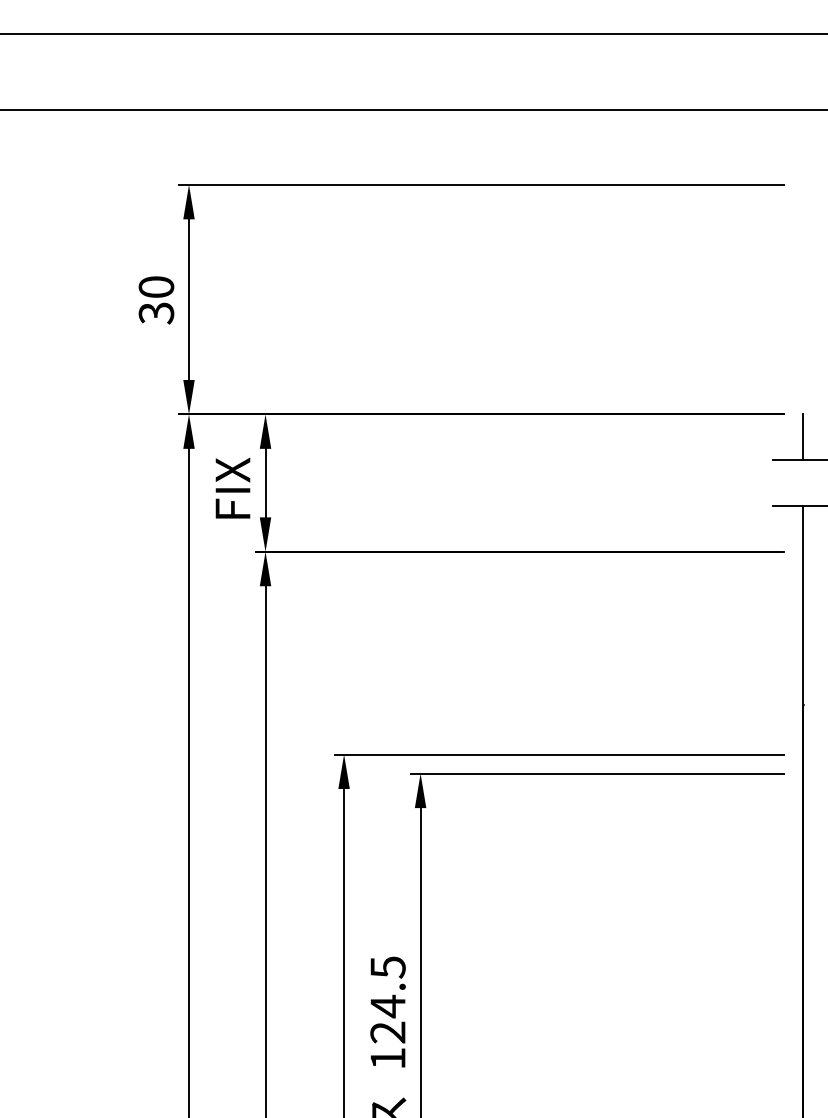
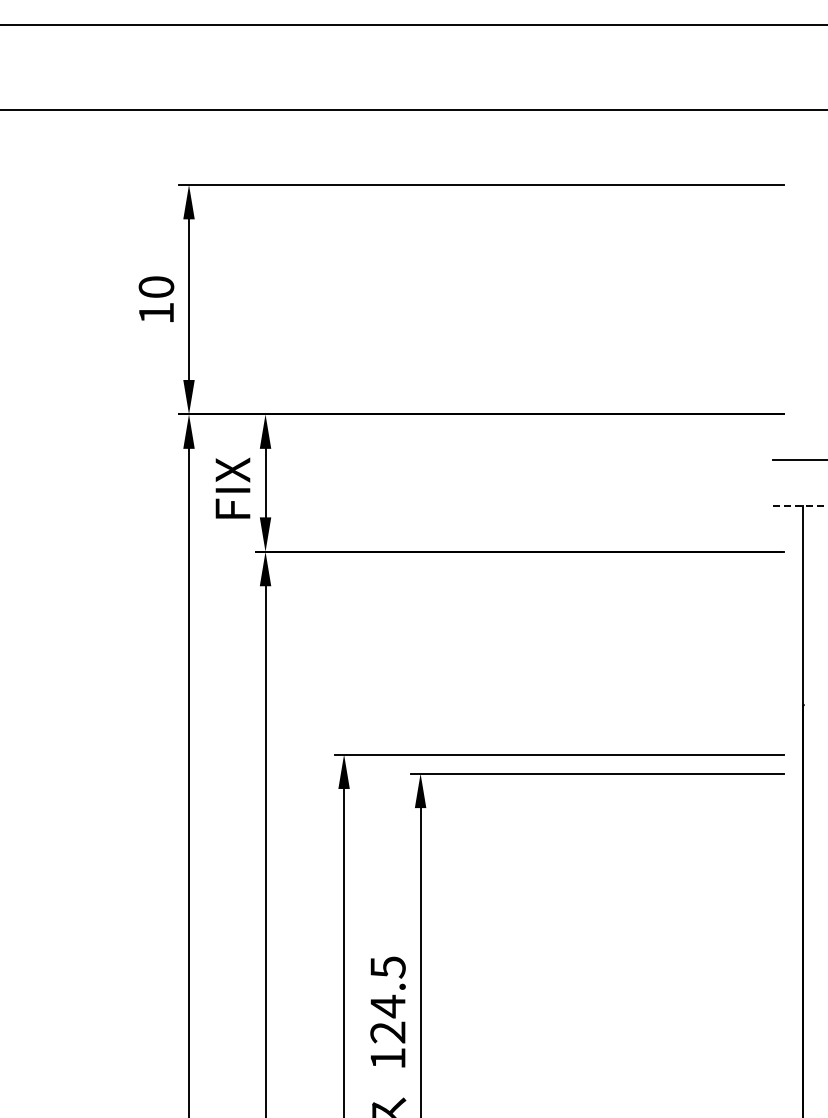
line position: (413, 33) -> (413, 24) (413, 24)
text: 30 -> 10 (156, 313)
line: present -> none (803, 437)
line: solid -> dashed (800, 506)
